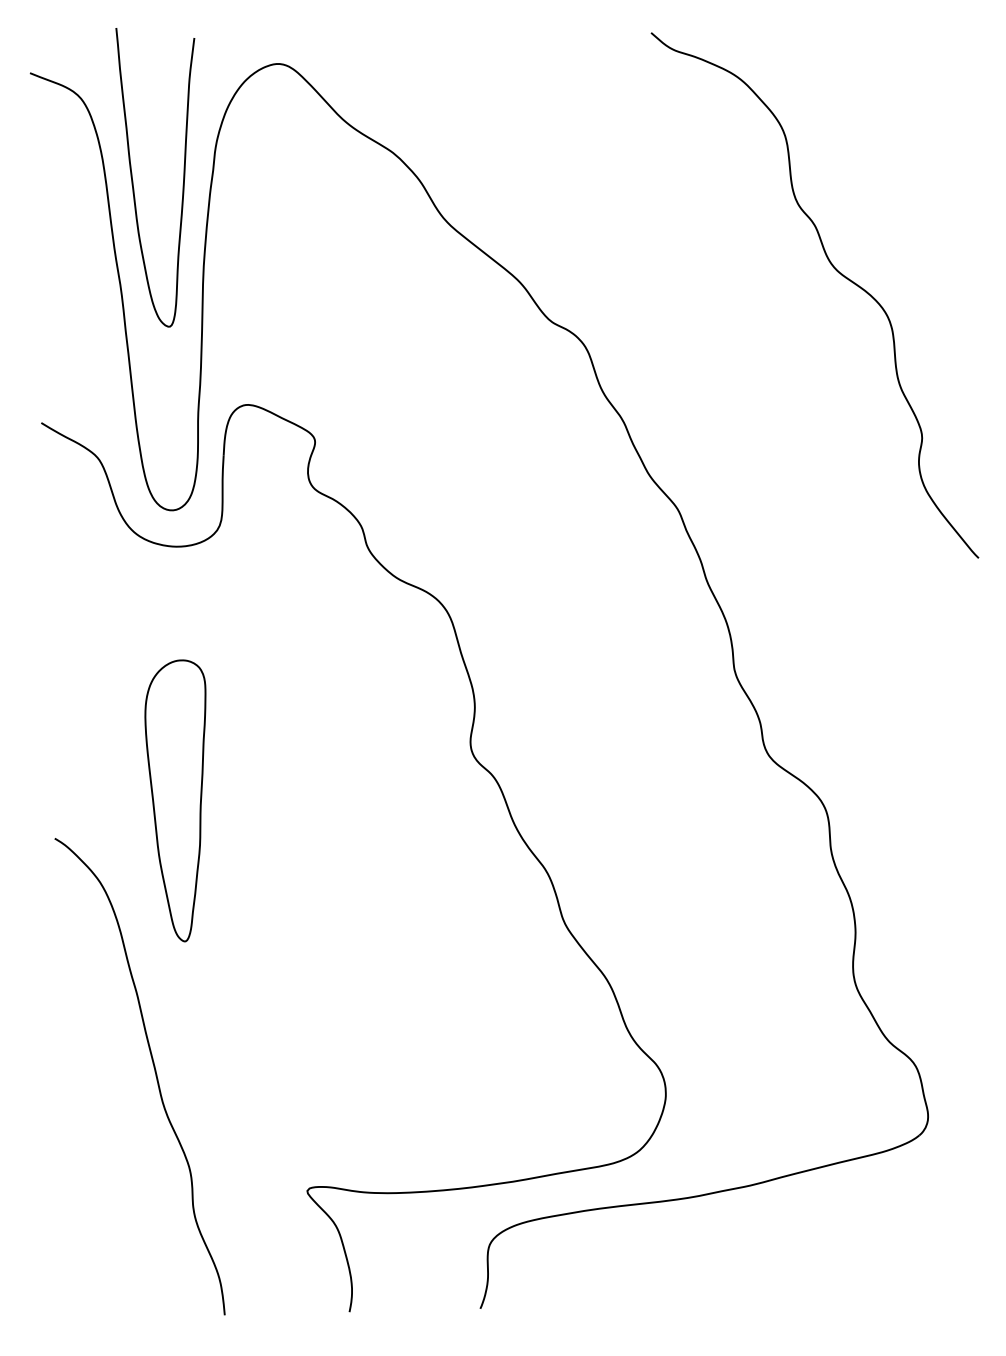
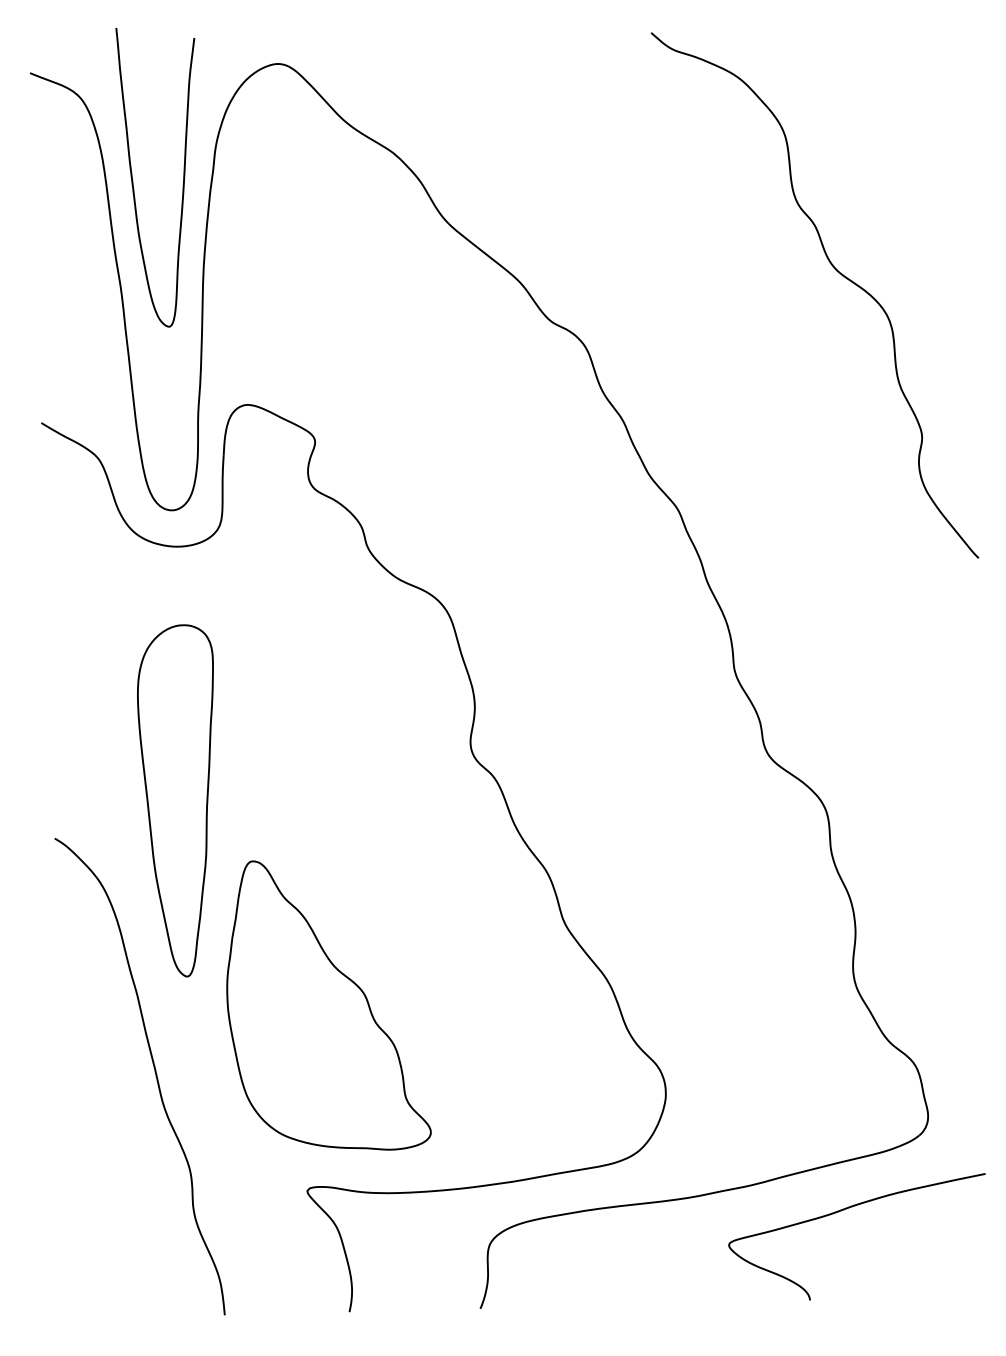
part size: 63x284 px -> 77x354 px (175, 800)
part: none -> present (328, 1005)
curve: none -> present (844, 1210)
